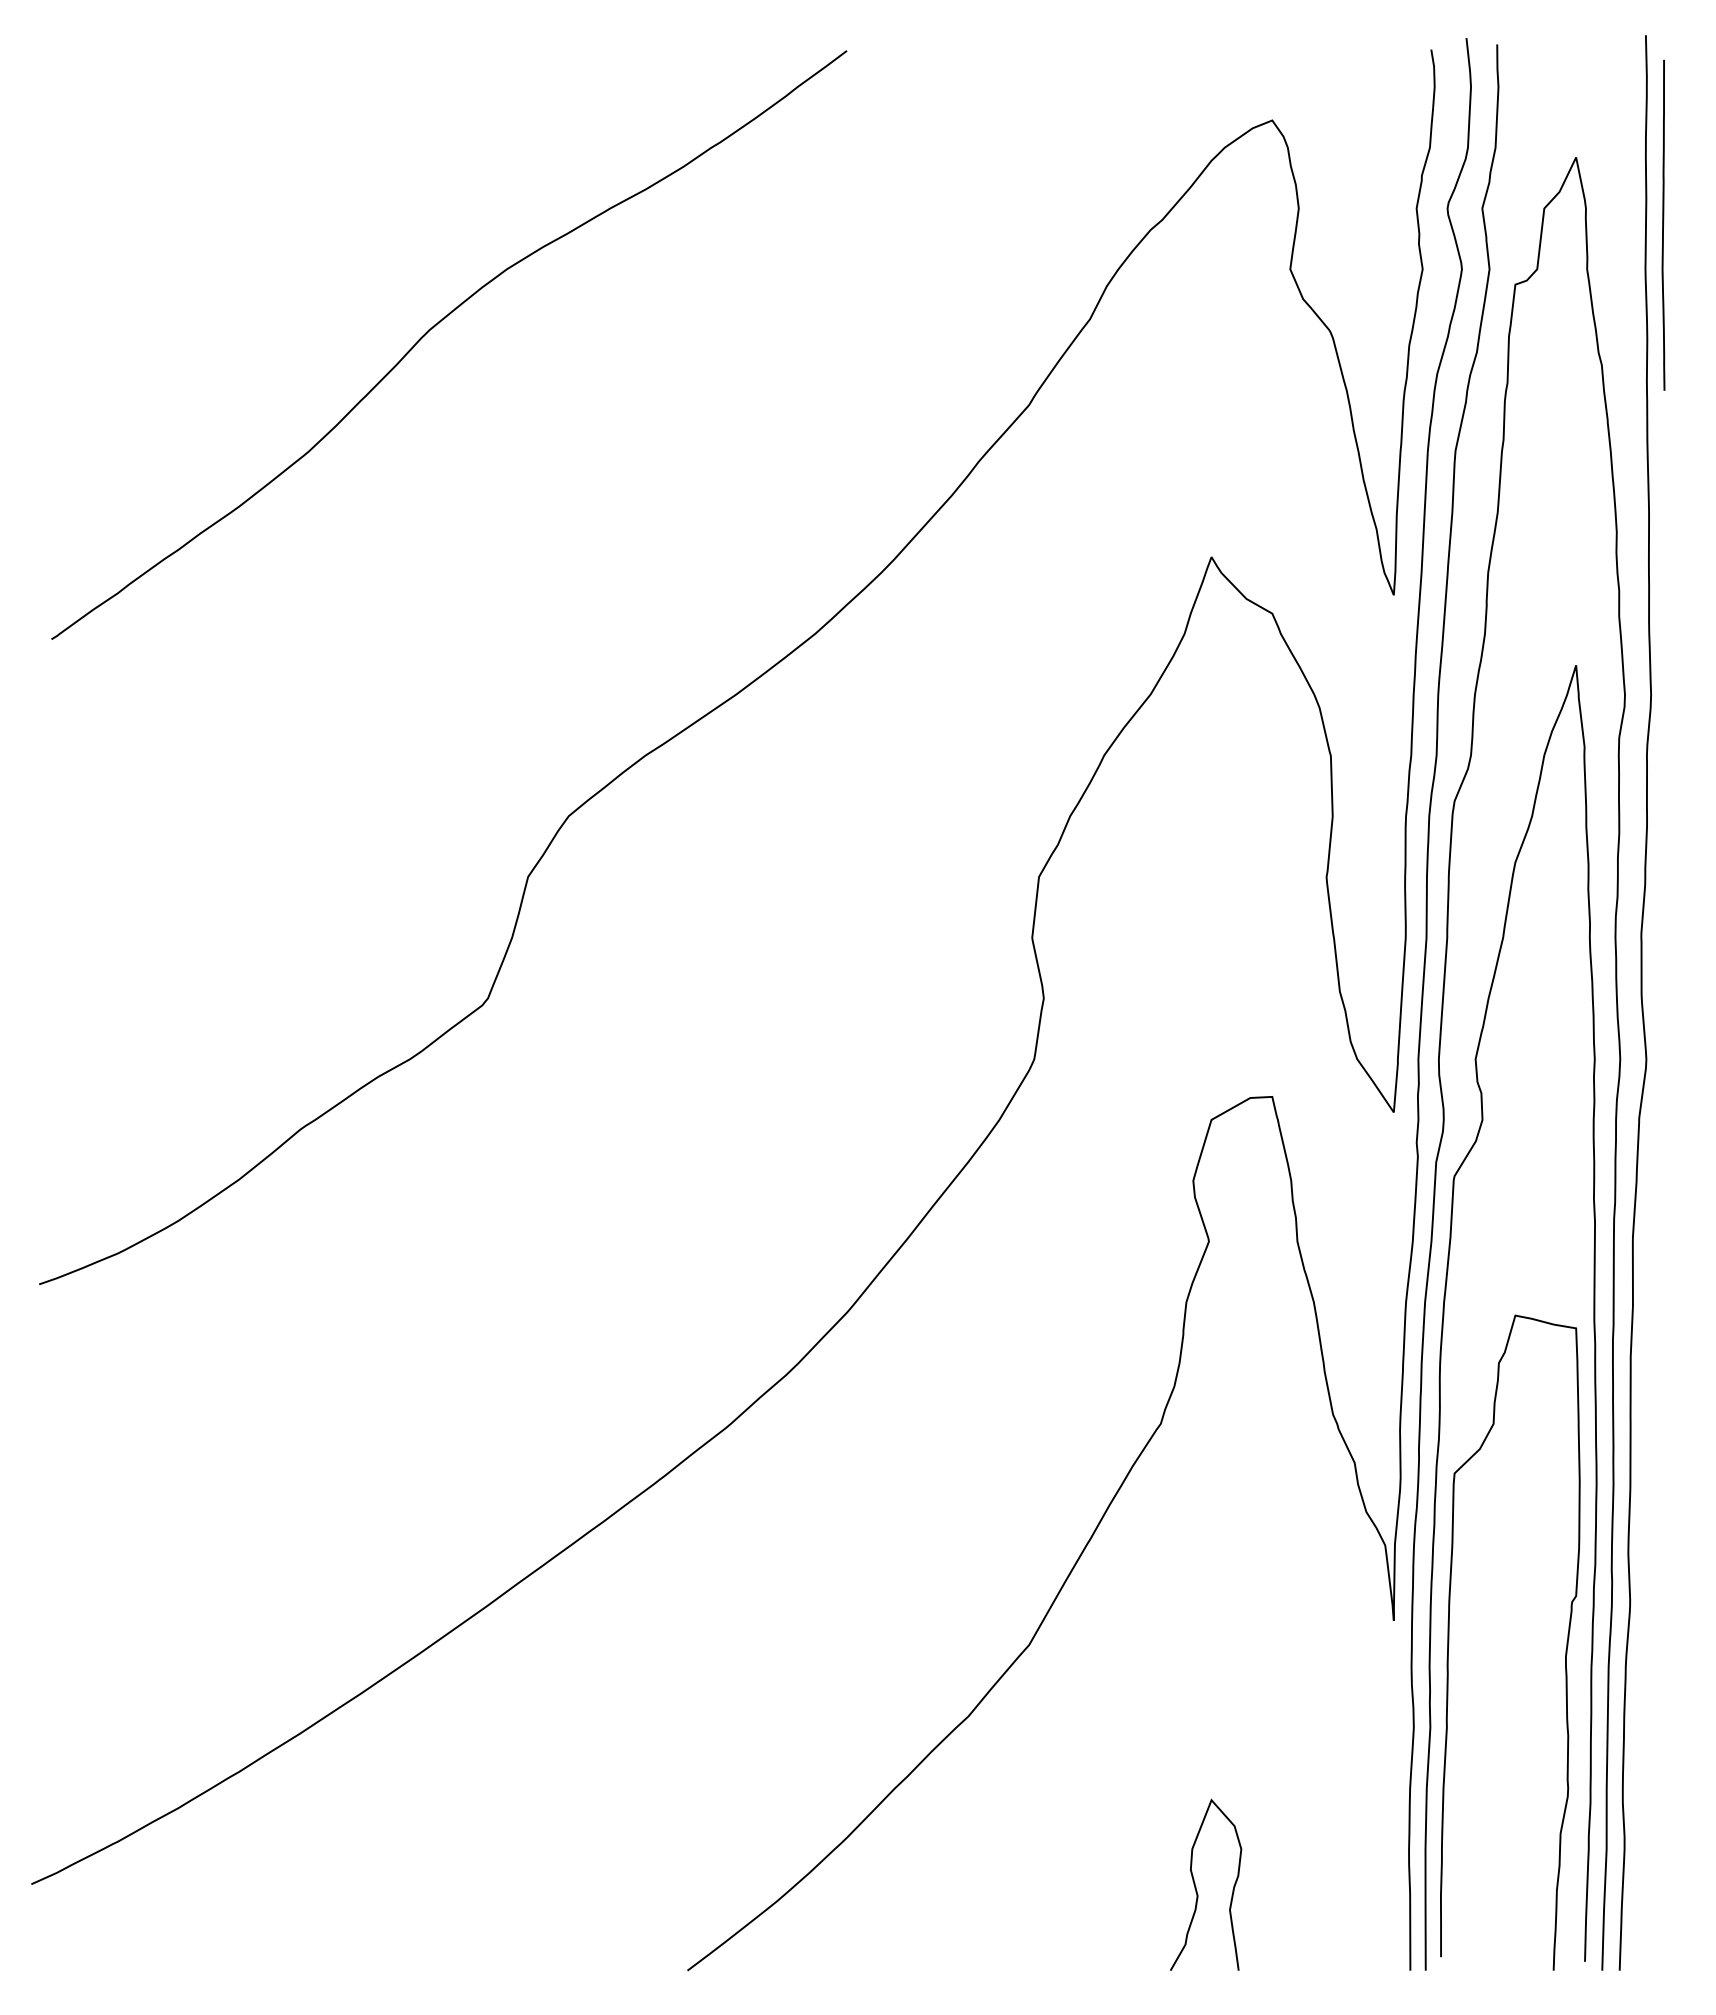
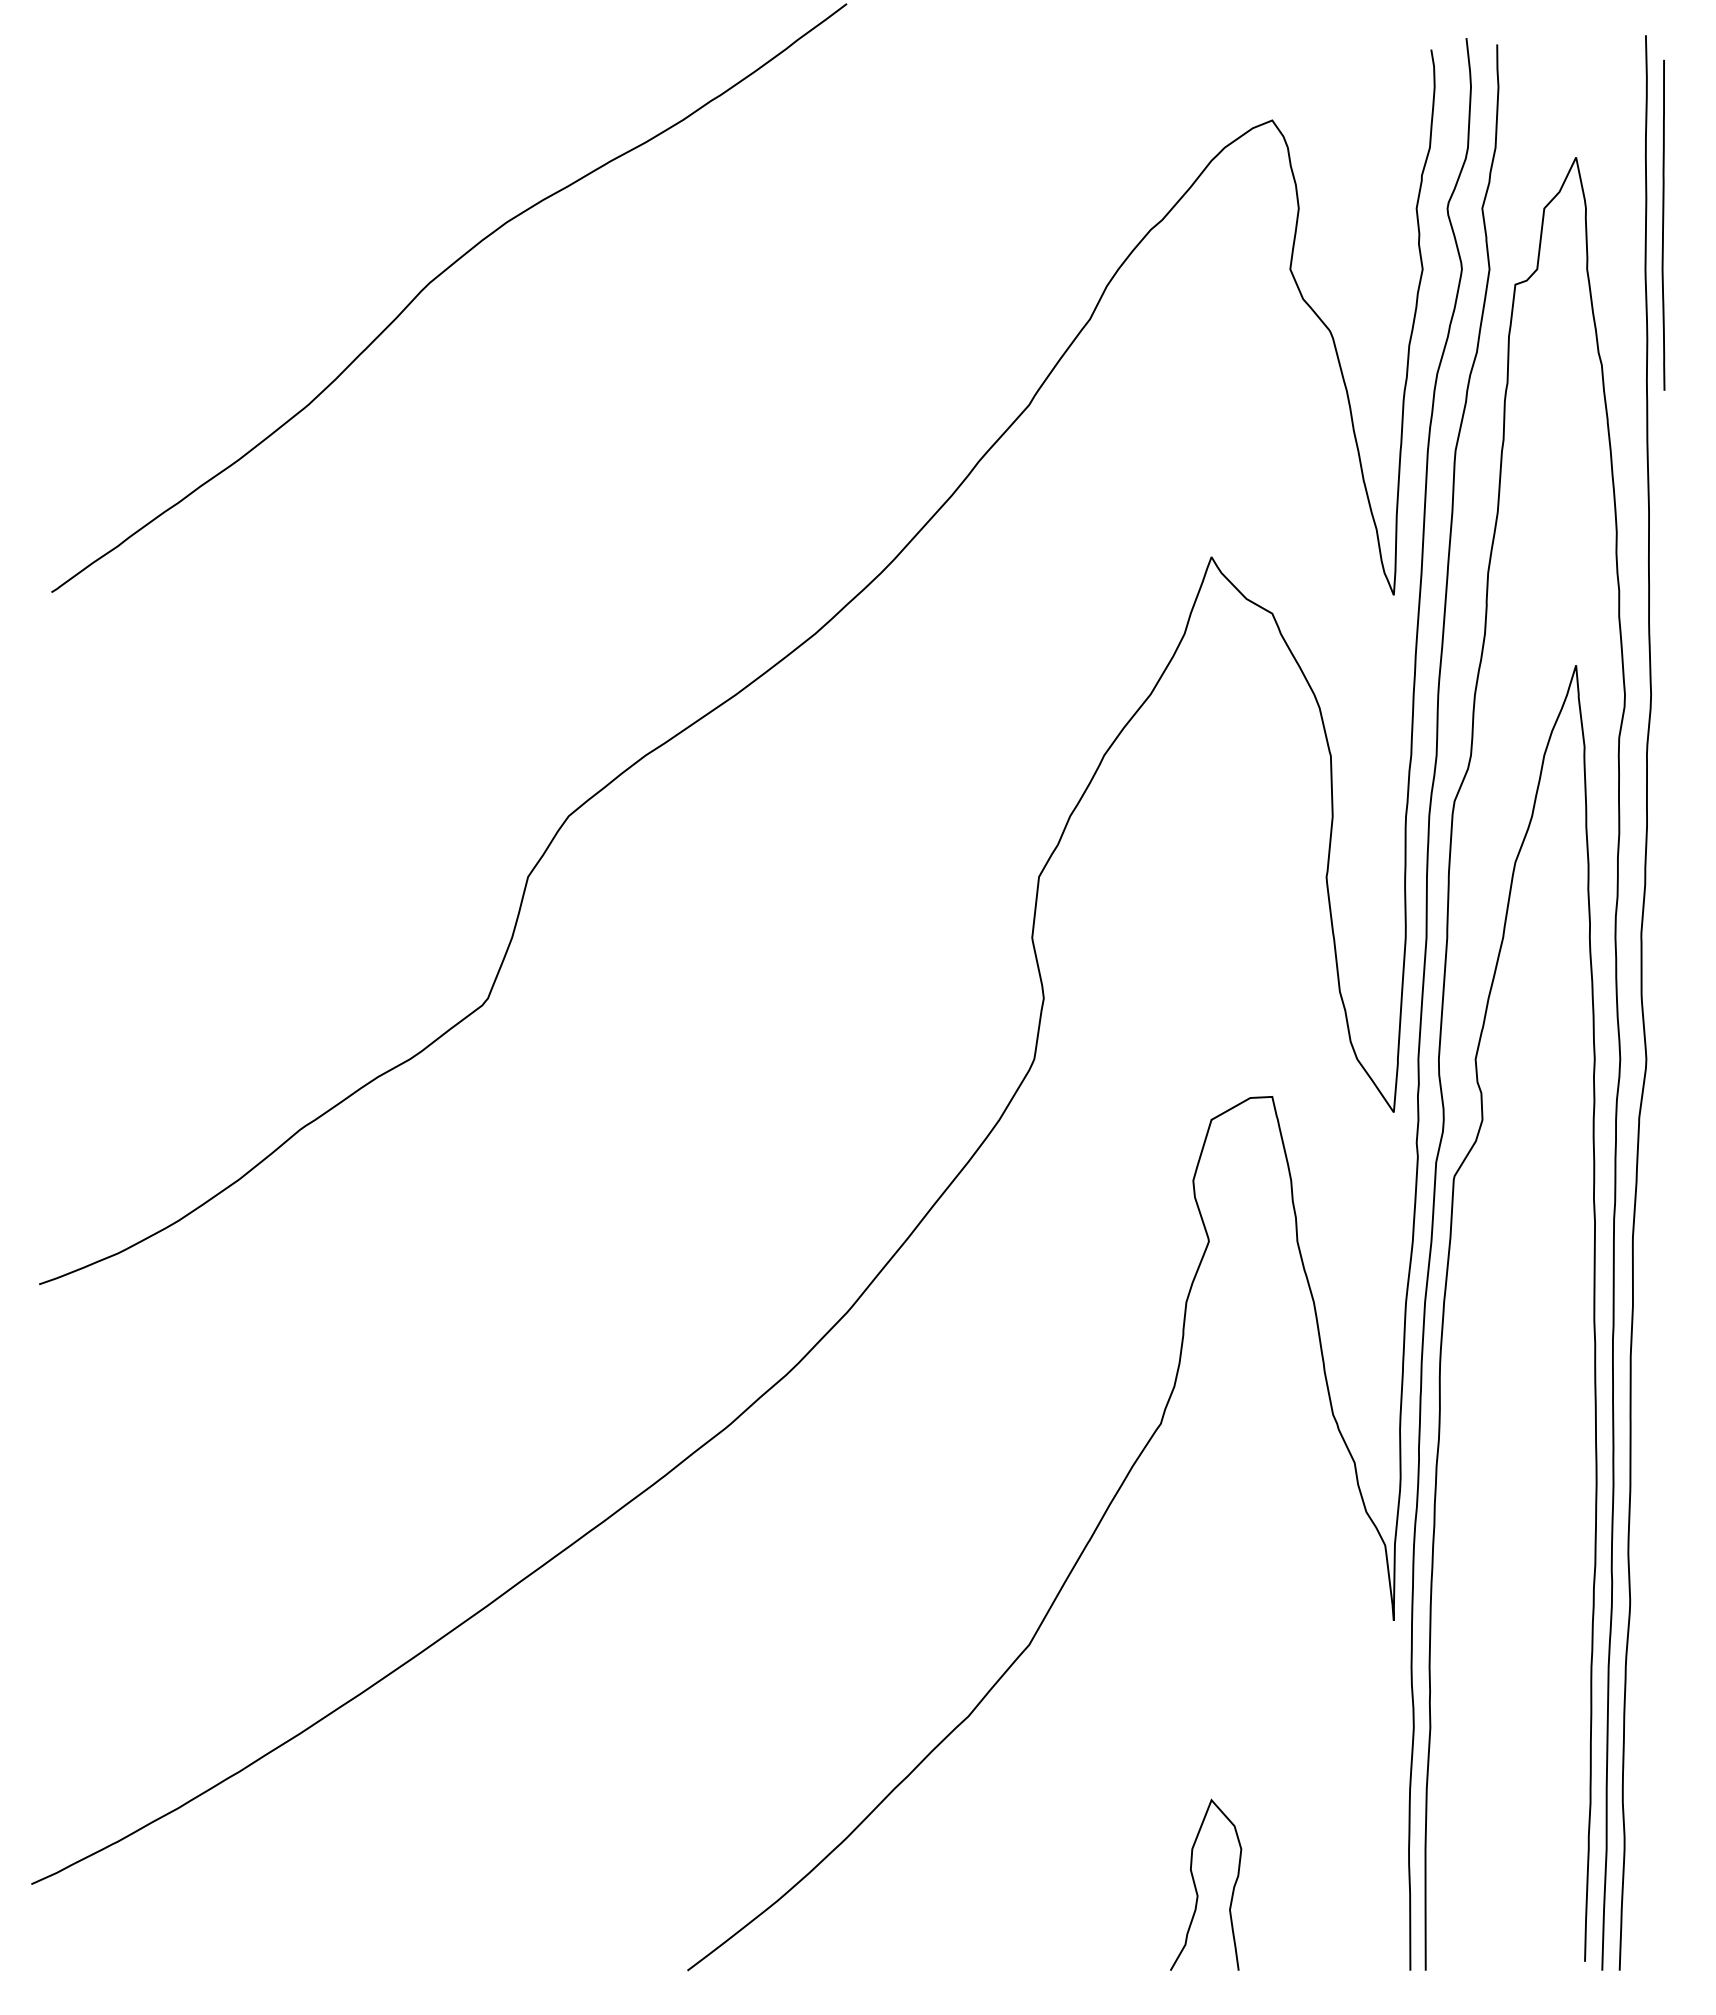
curve position: (433, 328) -> (433, 281) (433, 281)
curve: present -> none (1565, 1649)
